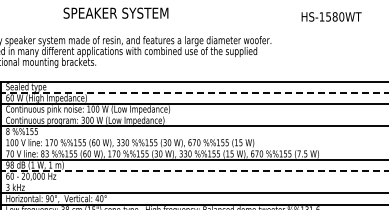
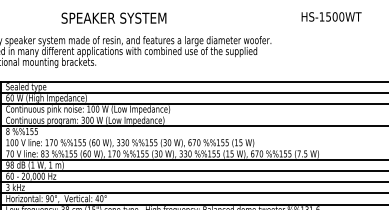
text position: (115, 12) -> (113, 17) (113, 17)
text: HS-1580WT -> HS-1500WT (334, 16)
line: dashed -> solid (194, 92)
line: dashed -> solid (194, 171)
line: none -> present (193, 182)
